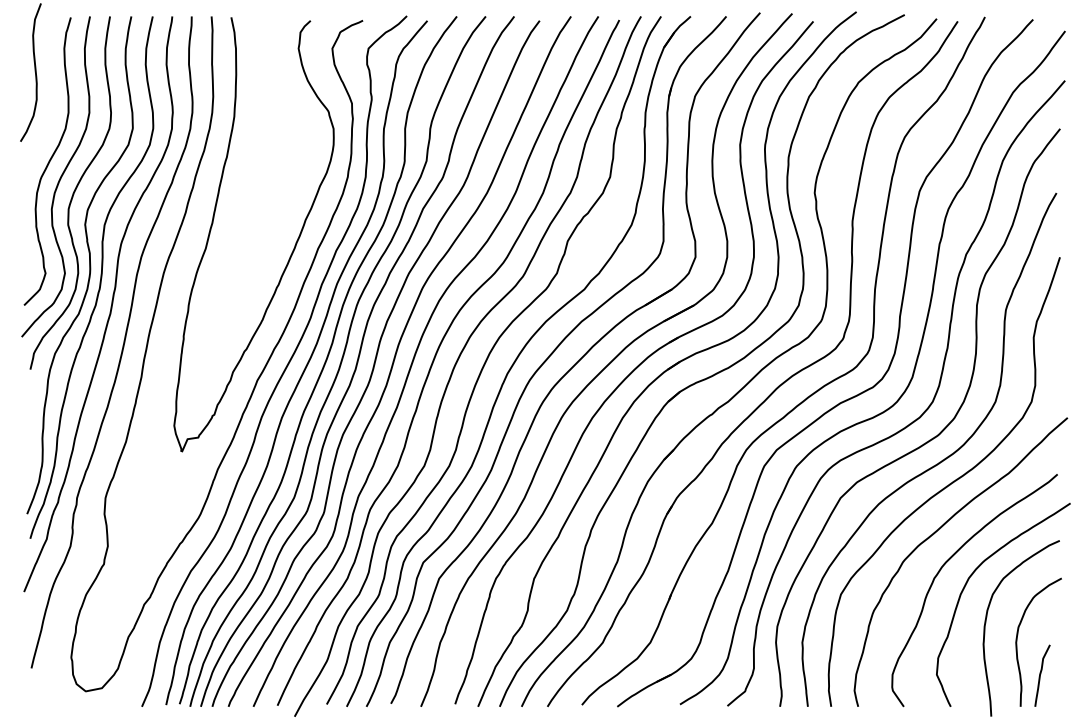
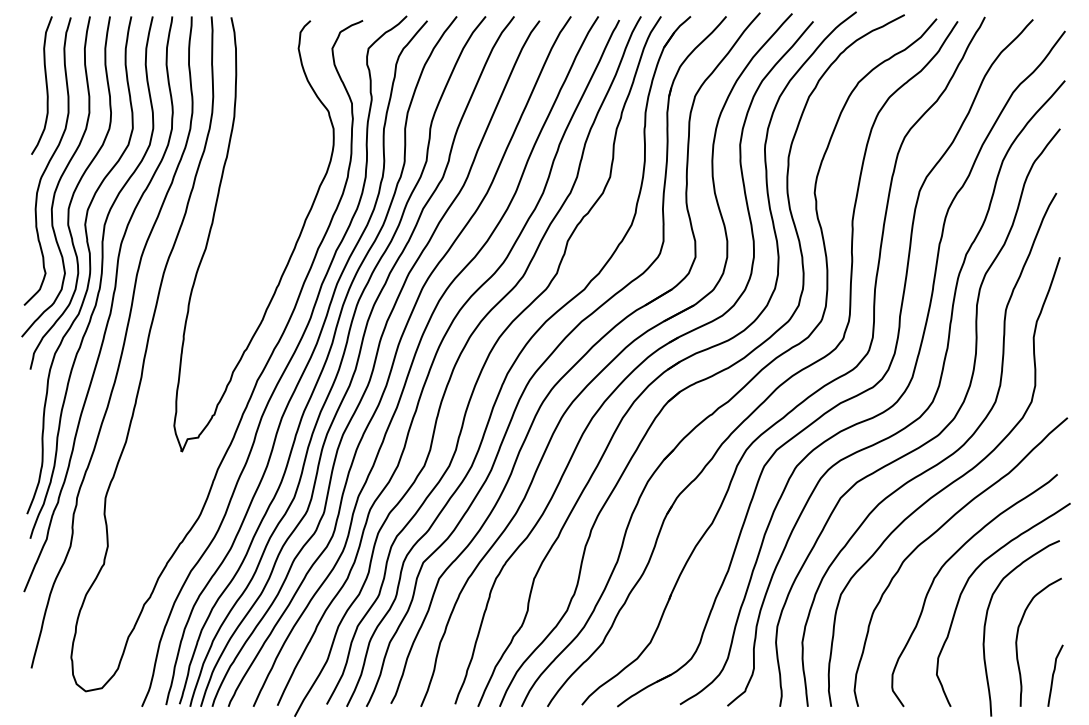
curve position: (34, 71) -> (45, 84) (45, 84)
curve position: (1041, 674) -> (1054, 674) (1054, 674)
